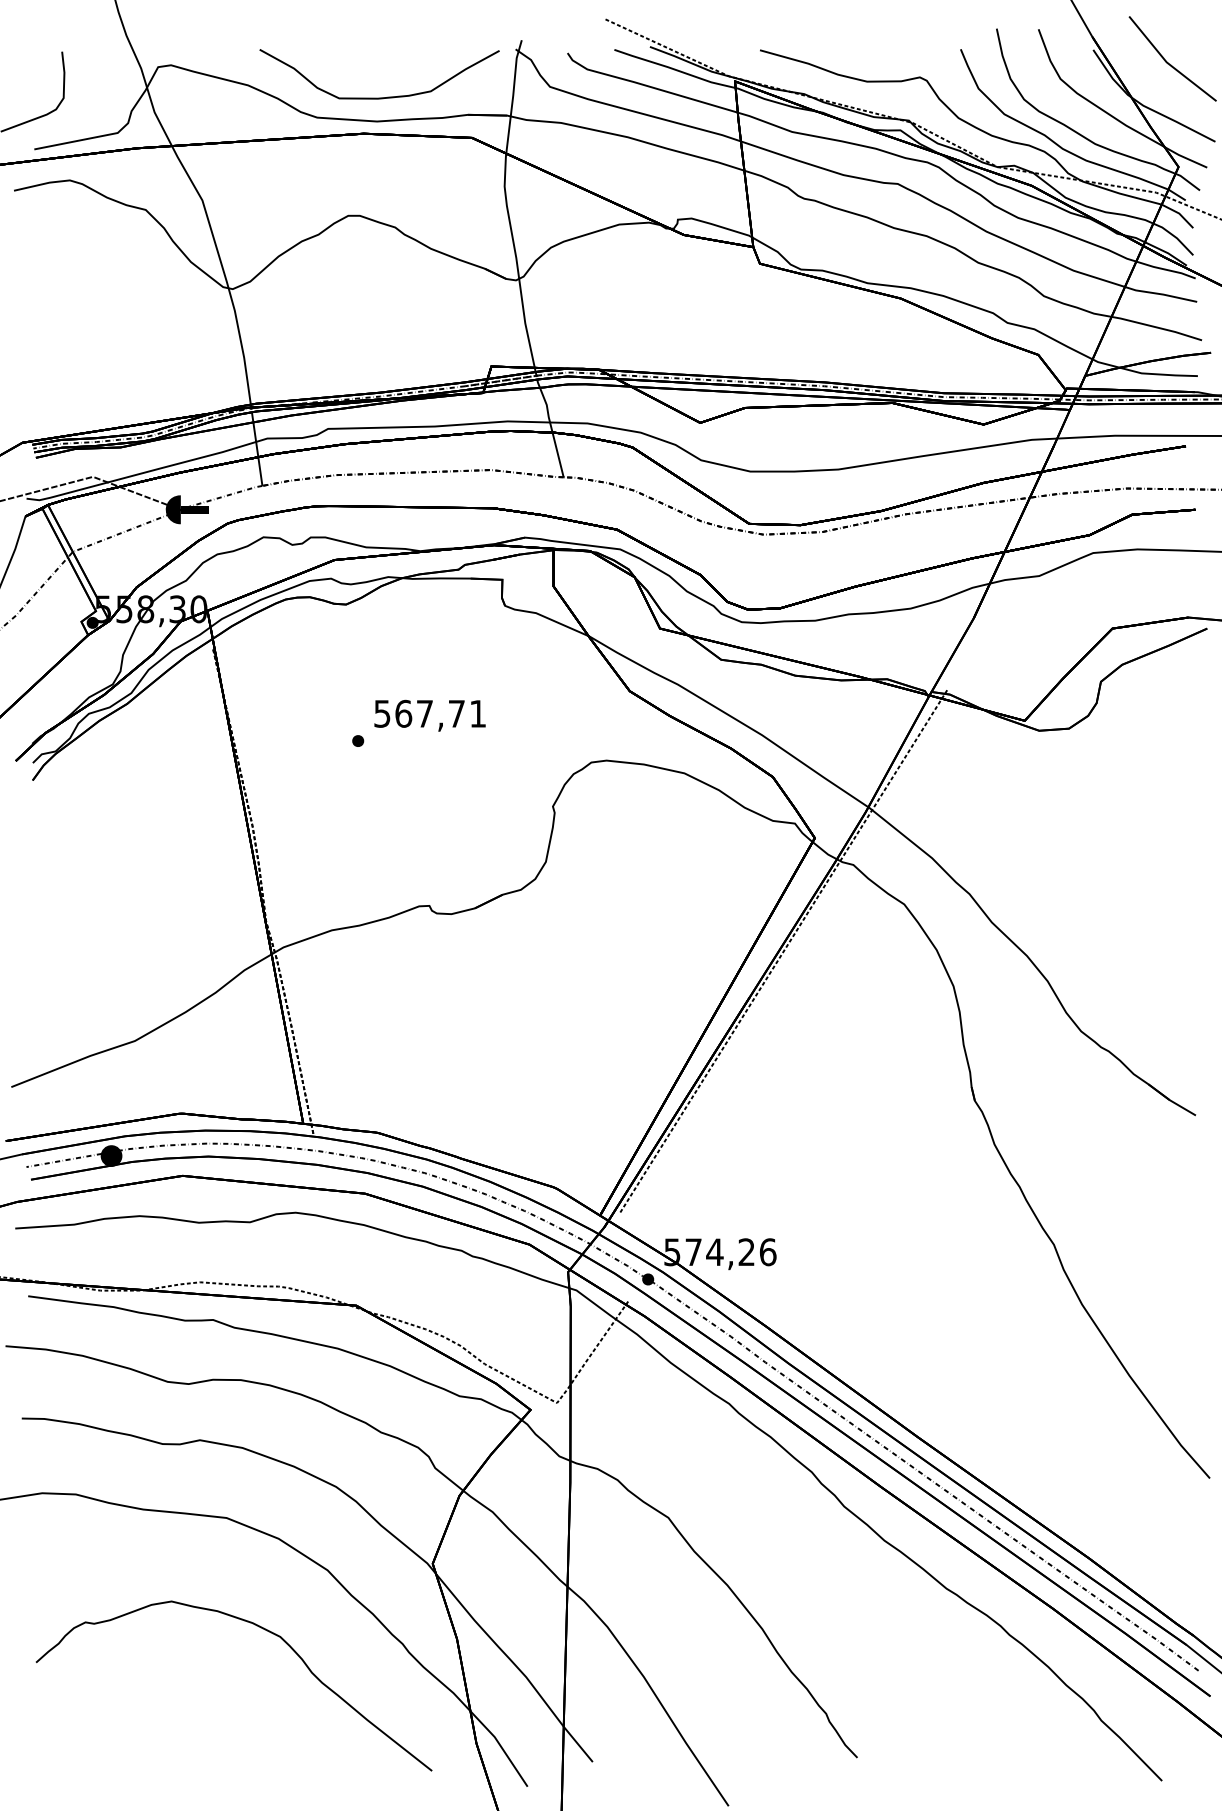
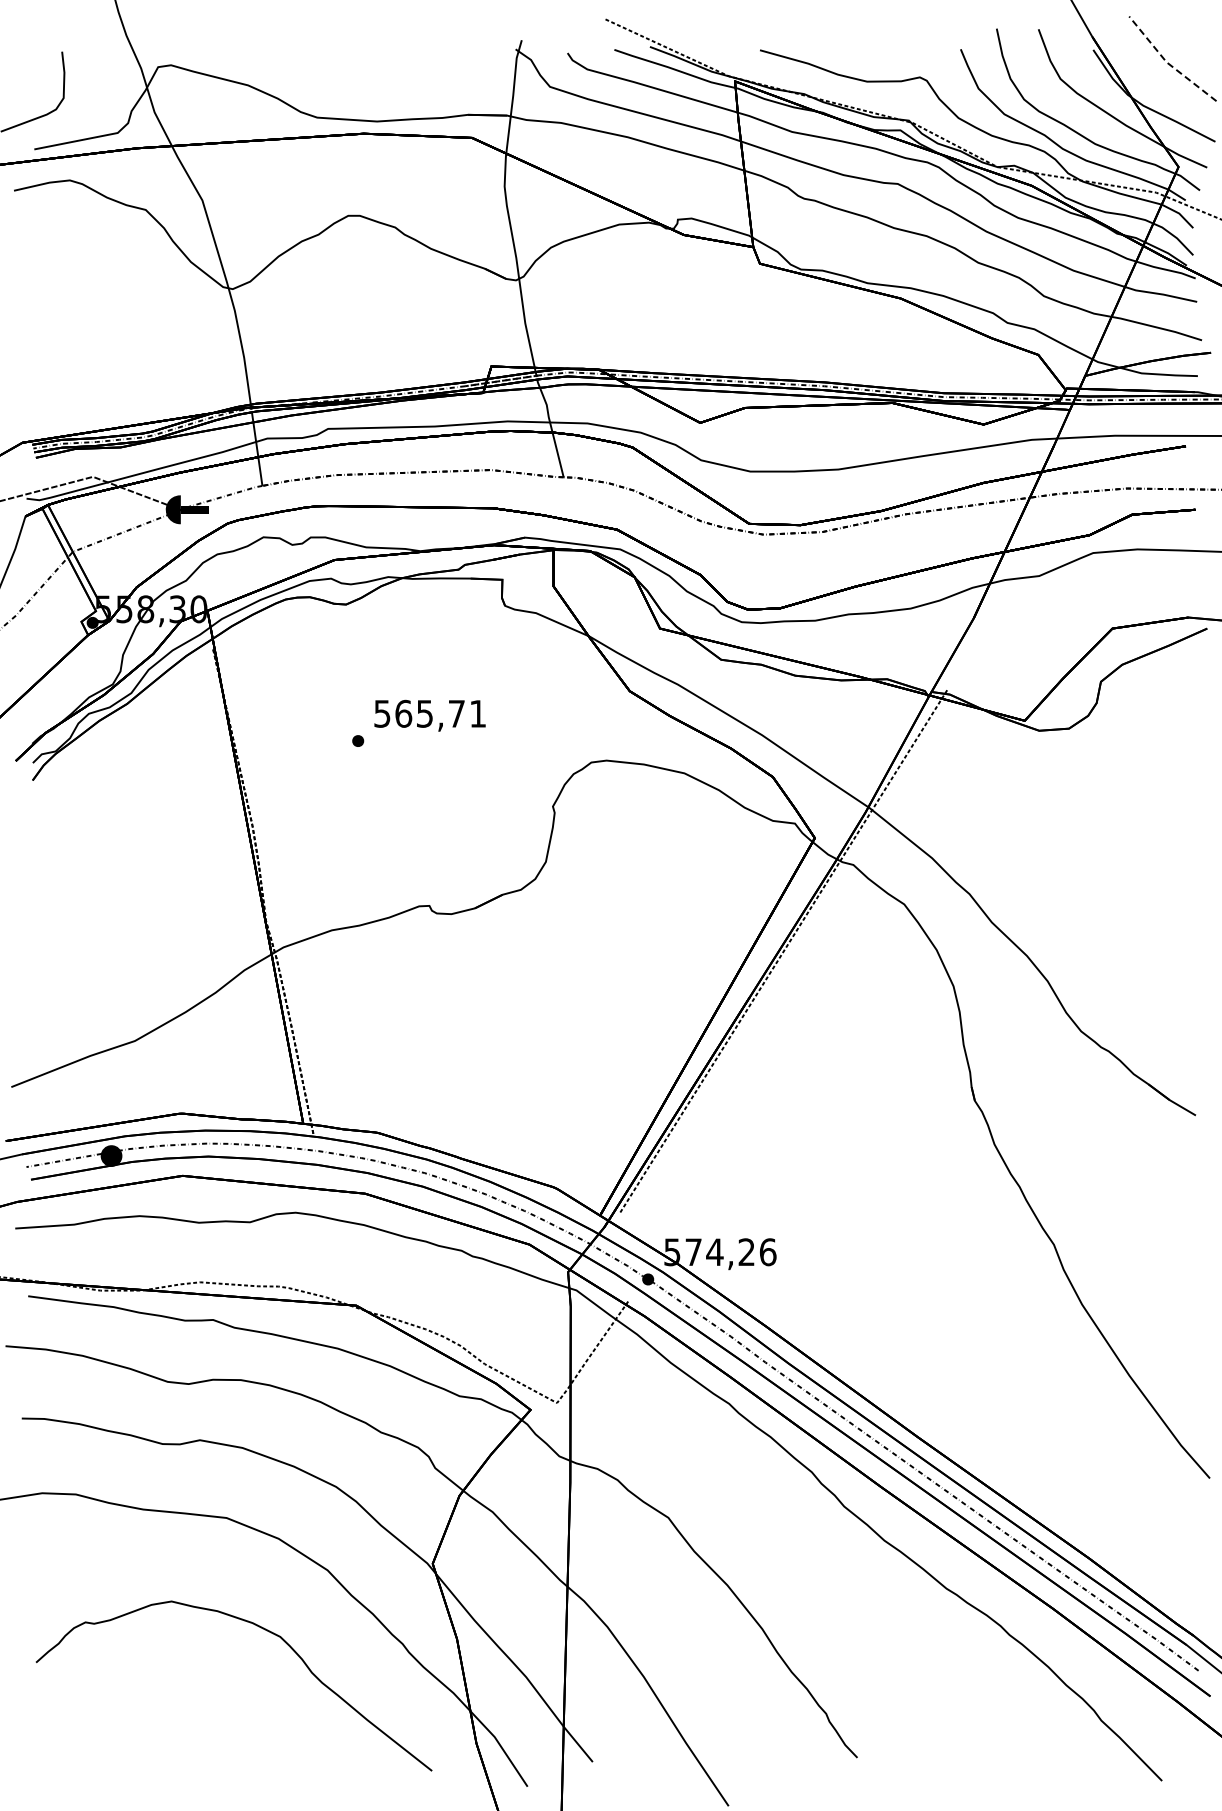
line: solid -> dashed (1167, 62)
curve: present -> none (379, 97)
text: 567,71 -> 565,71 (424, 713)
